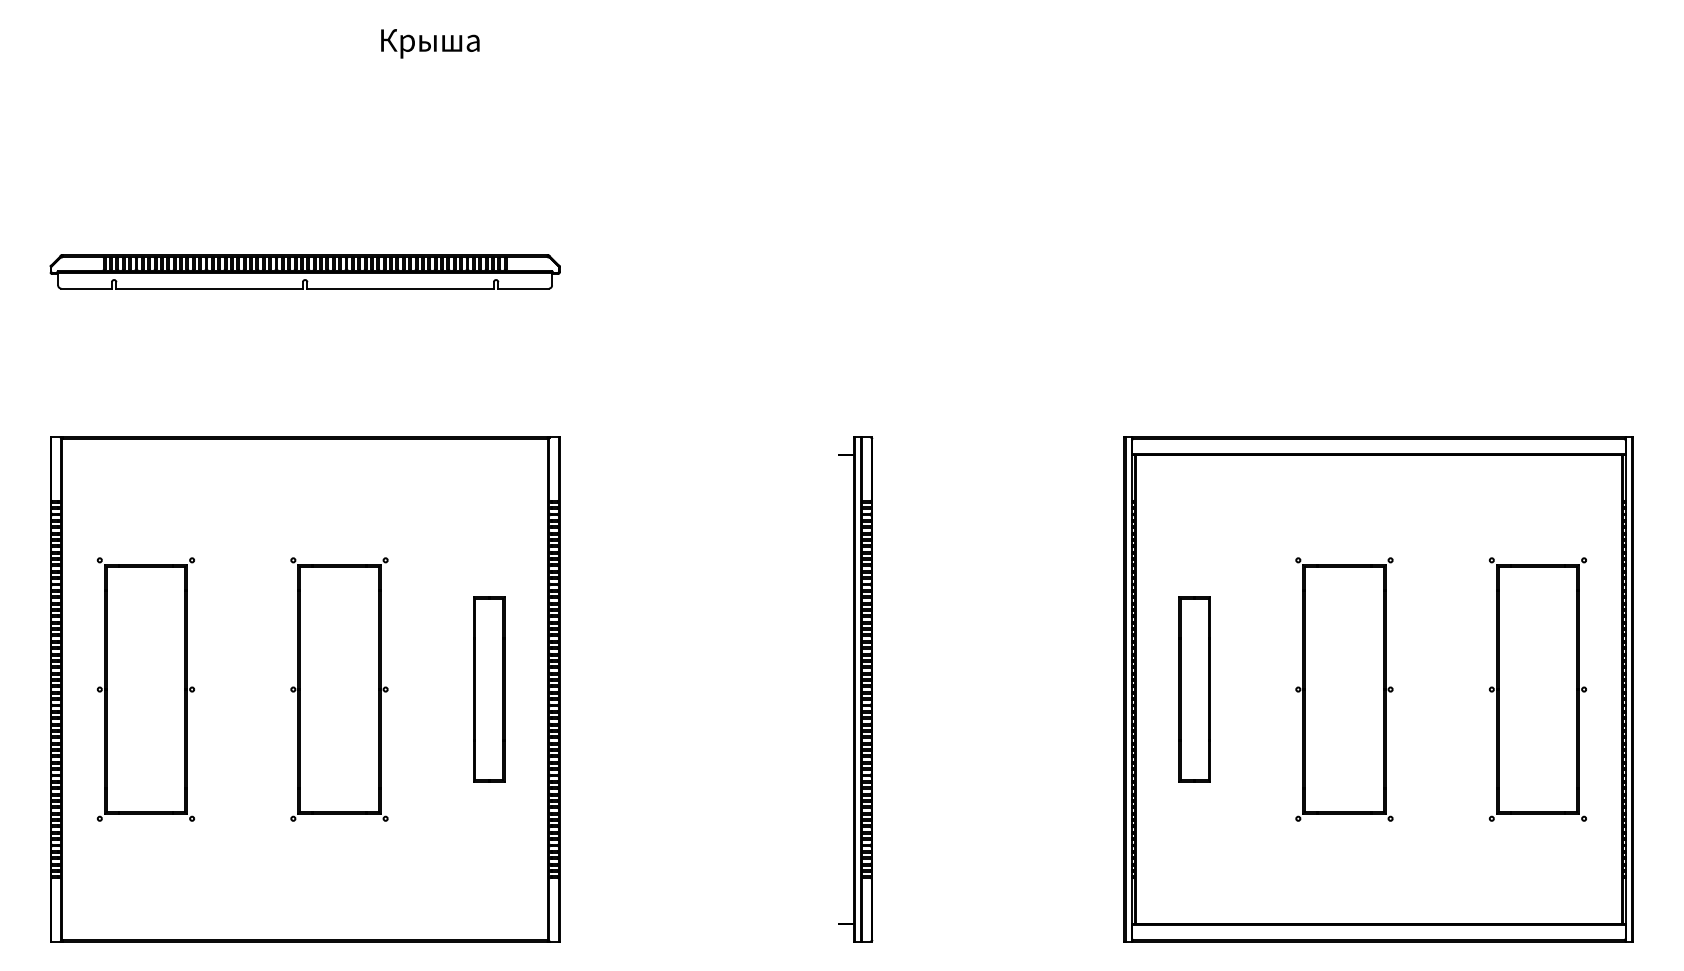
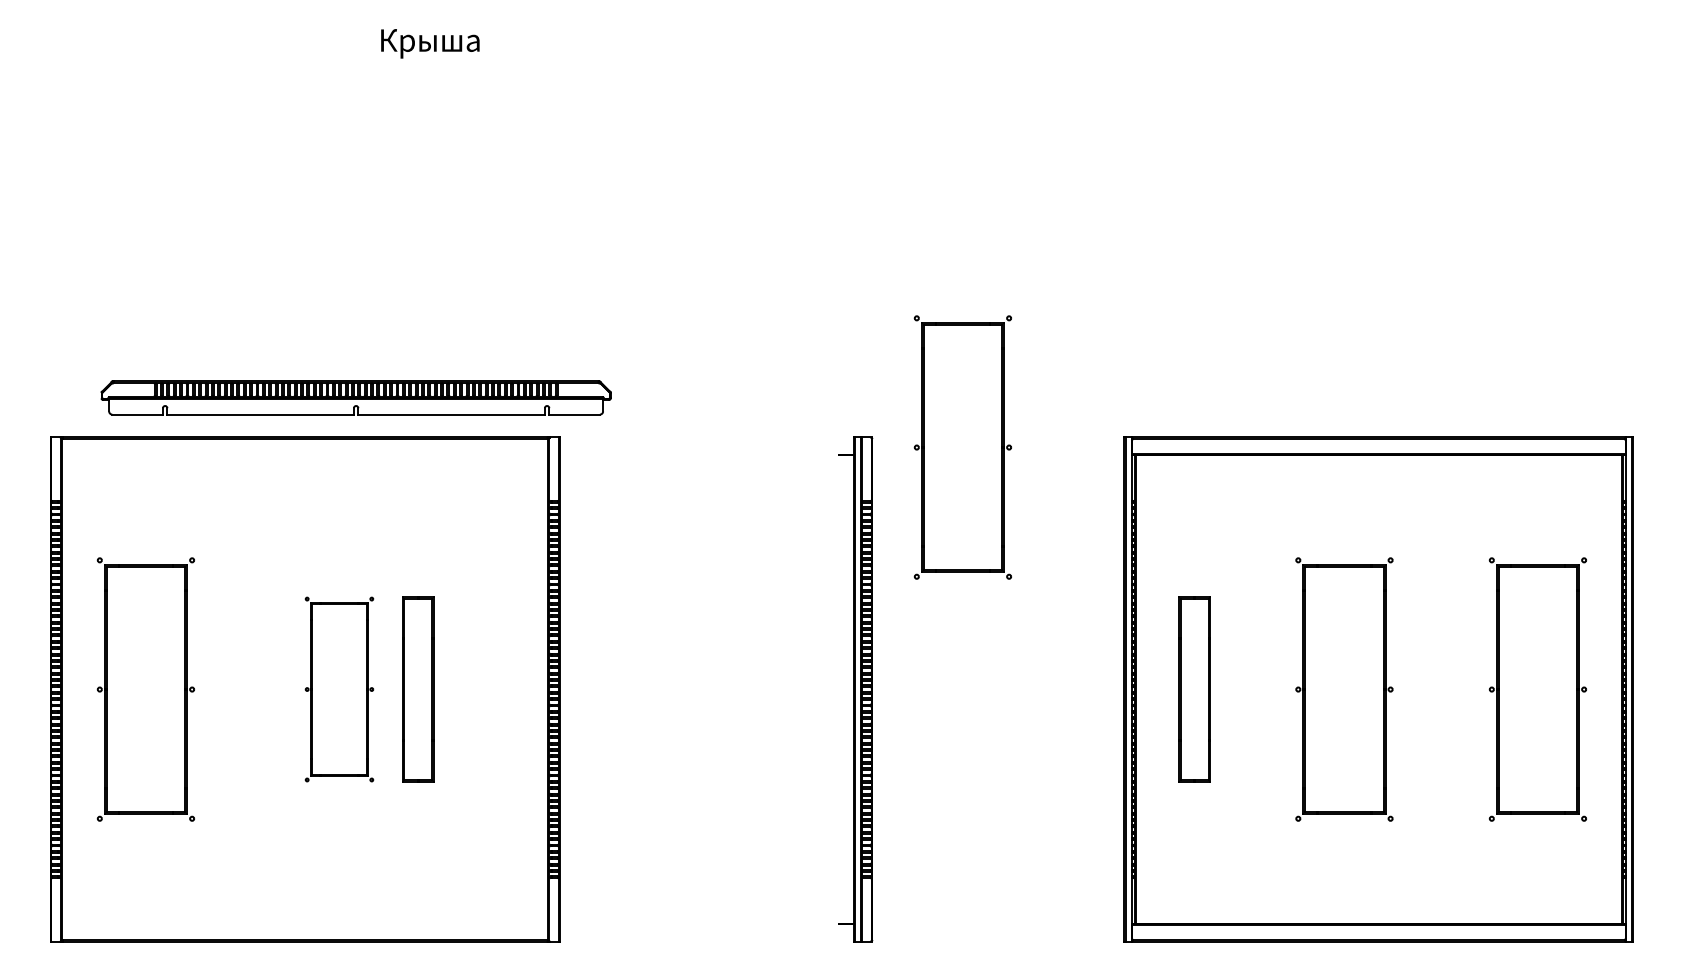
part position: (304, 271) -> (355, 397) (355, 397)
part: none -> present (962, 447)
part size: 99x265 px -> 71x187 px (339, 689)
part position: (489, 689) -> (418, 689) (418, 689)
